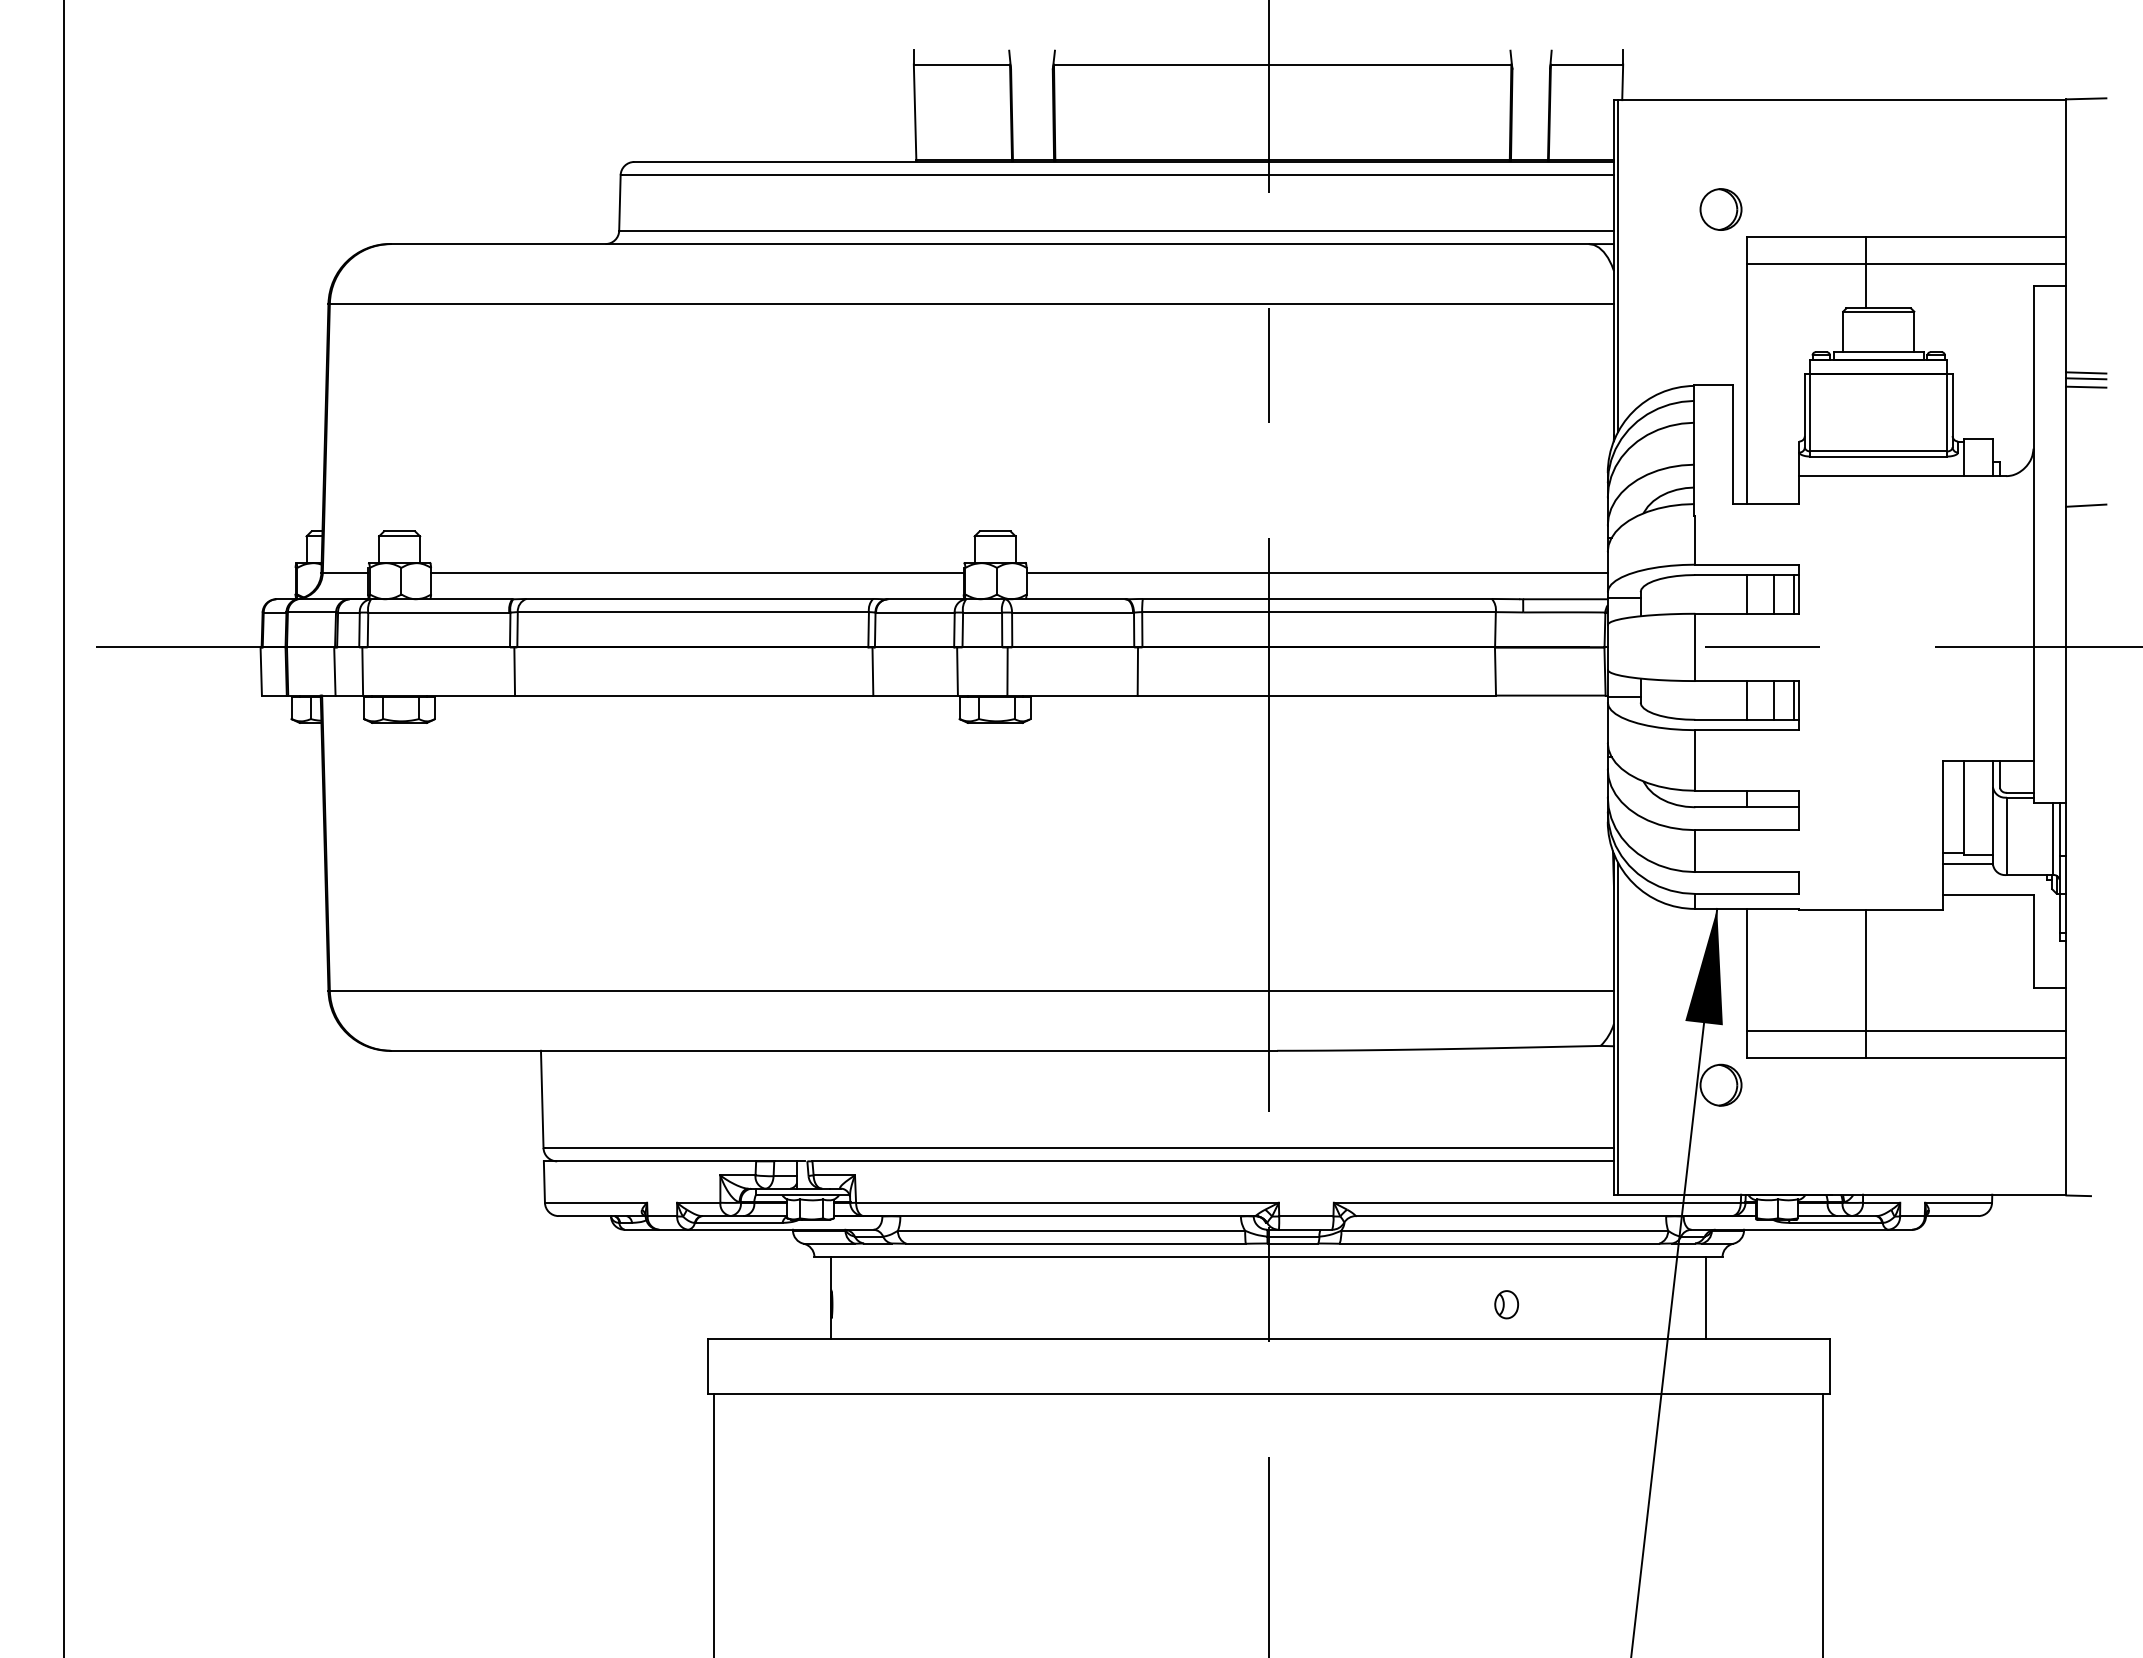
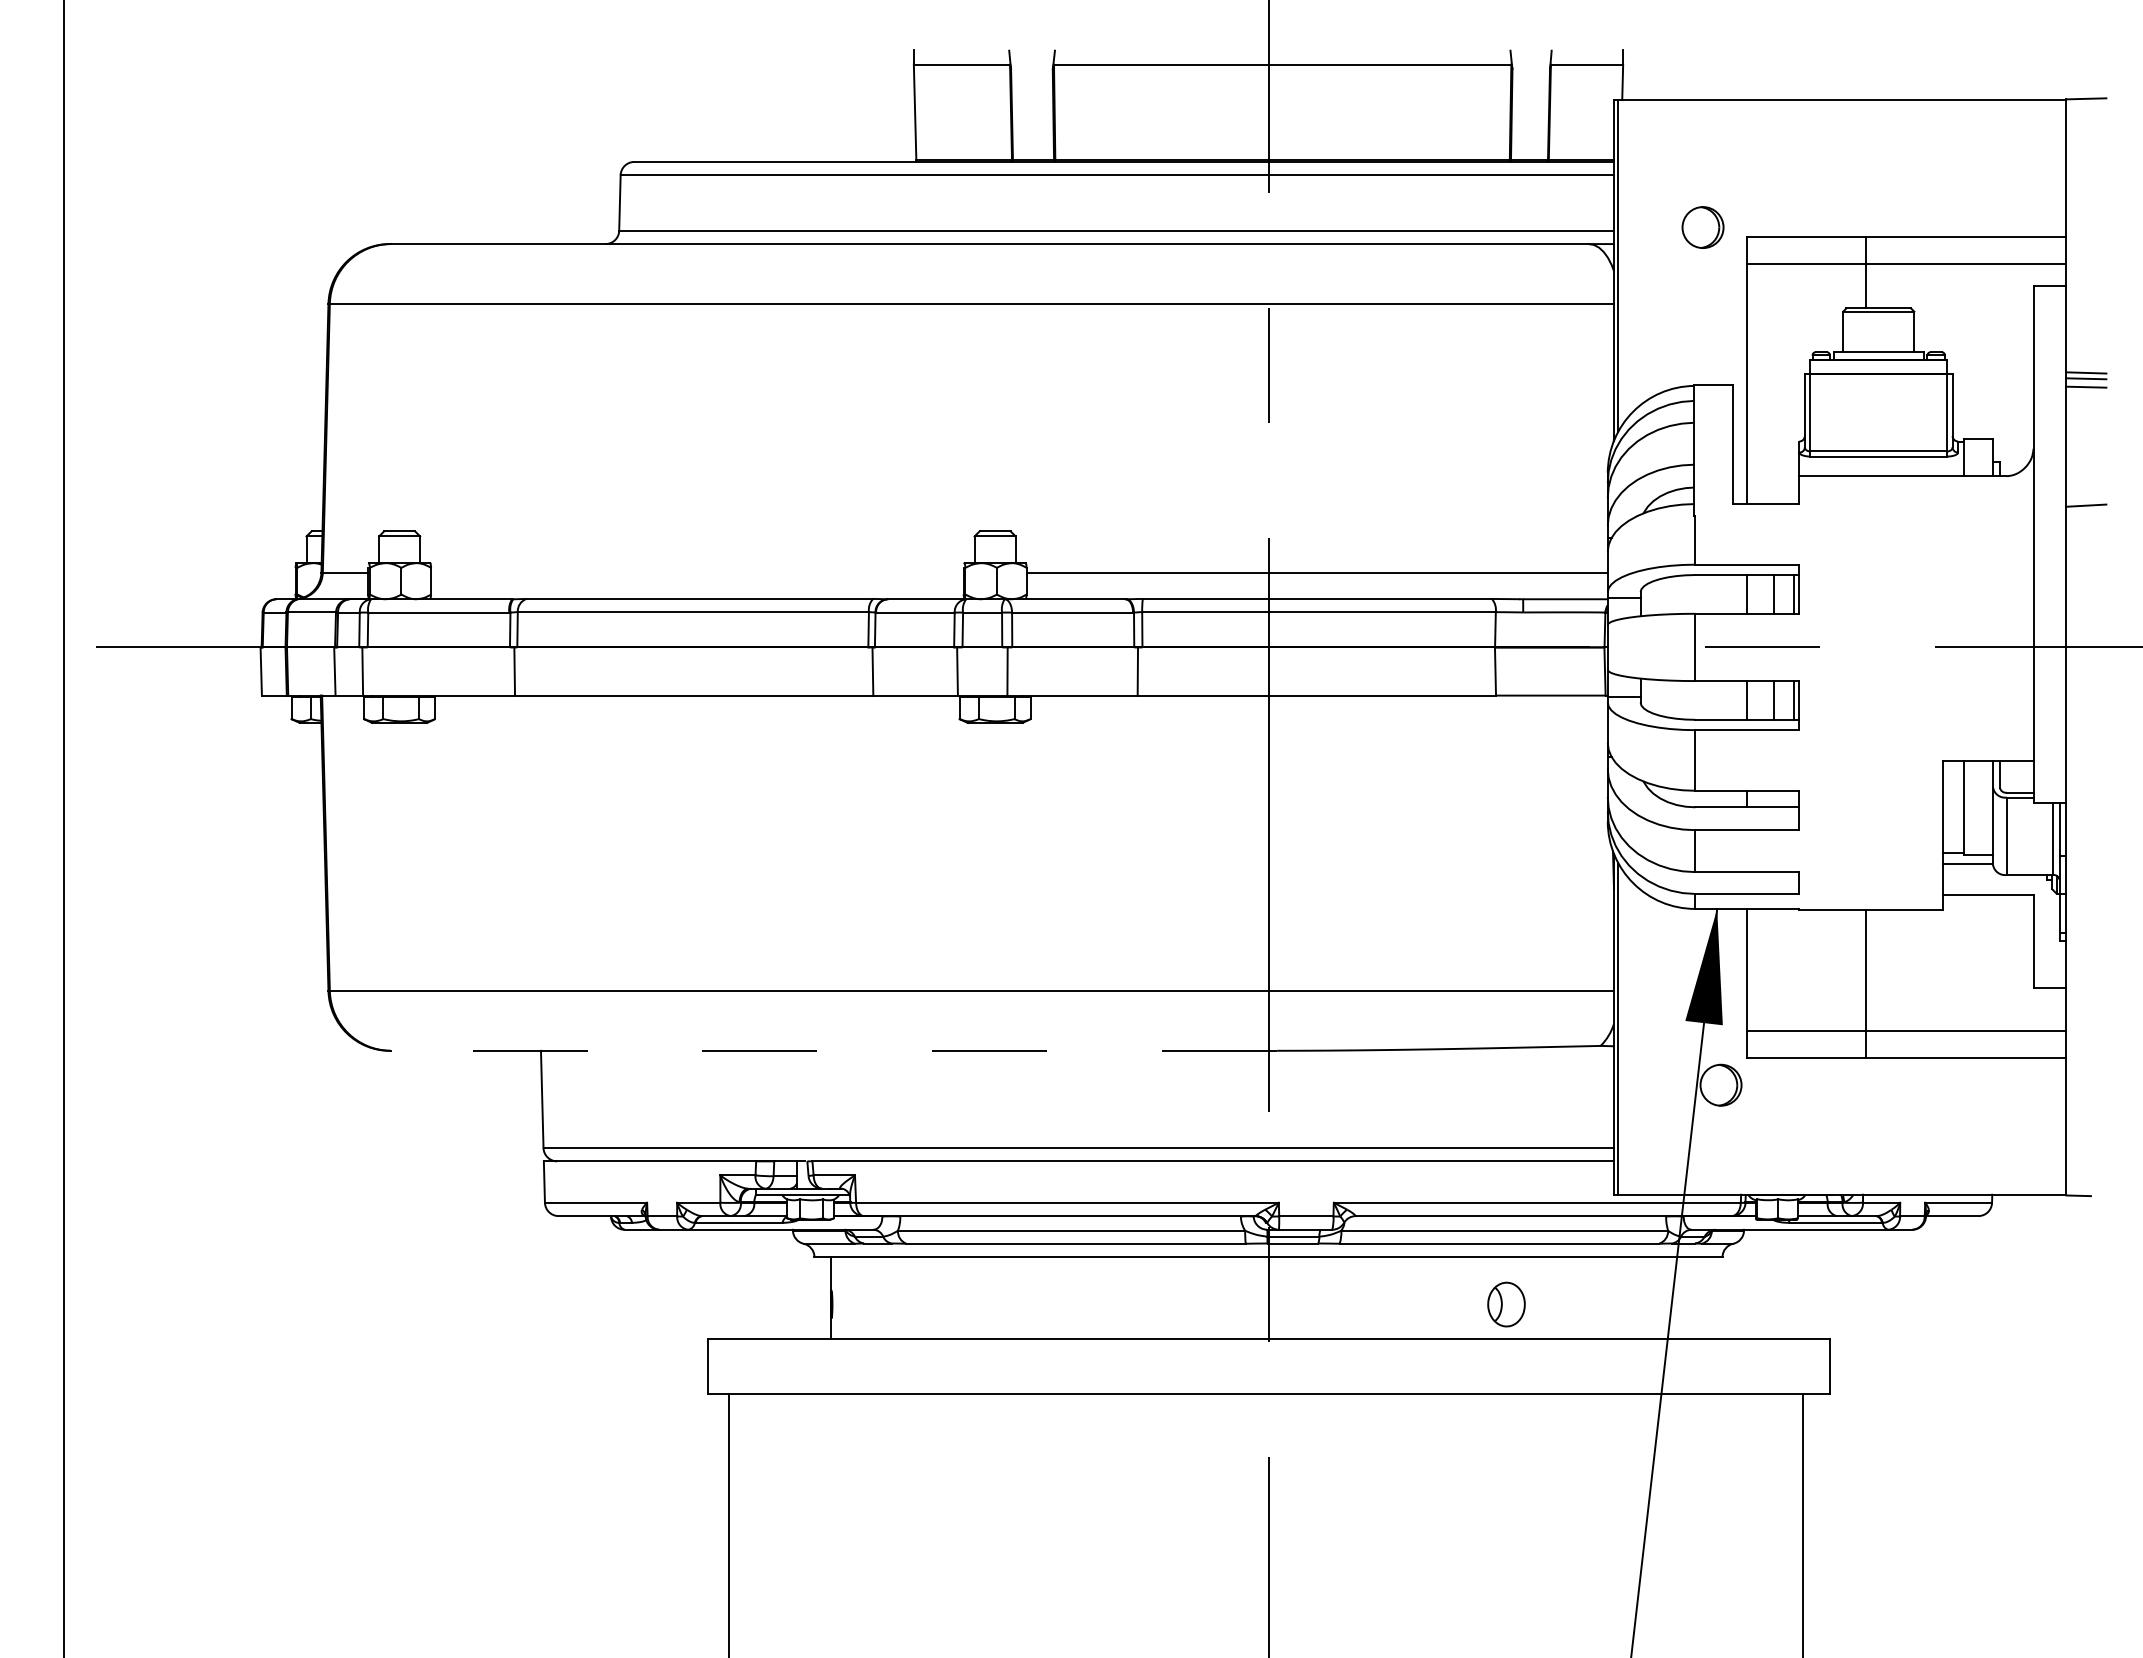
part position: (1720, 209) -> (1702, 227) (1702, 227)
line: present -> none (697, 572)
line: solid -> dashed (833, 1050)
line: present -> none (1706, 1297)
part size: 26x30 px -> 39x47 px (1506, 1304)
line position: (714, 1523) -> (729, 1523) (729, 1523)
line position: (1822, 1523) -> (1802, 1523) (1802, 1523)
